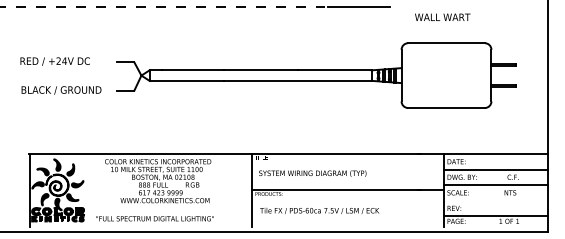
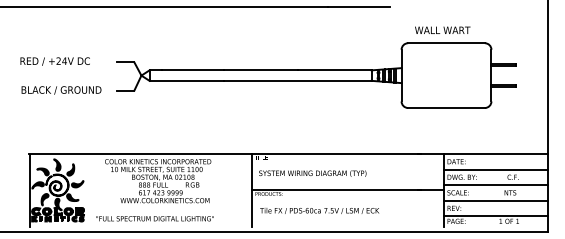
line: dashed -> solid (164, 7)
text position: (442, 16) -> (442, 29) (442, 29)
line: none -> present (496, 200)
